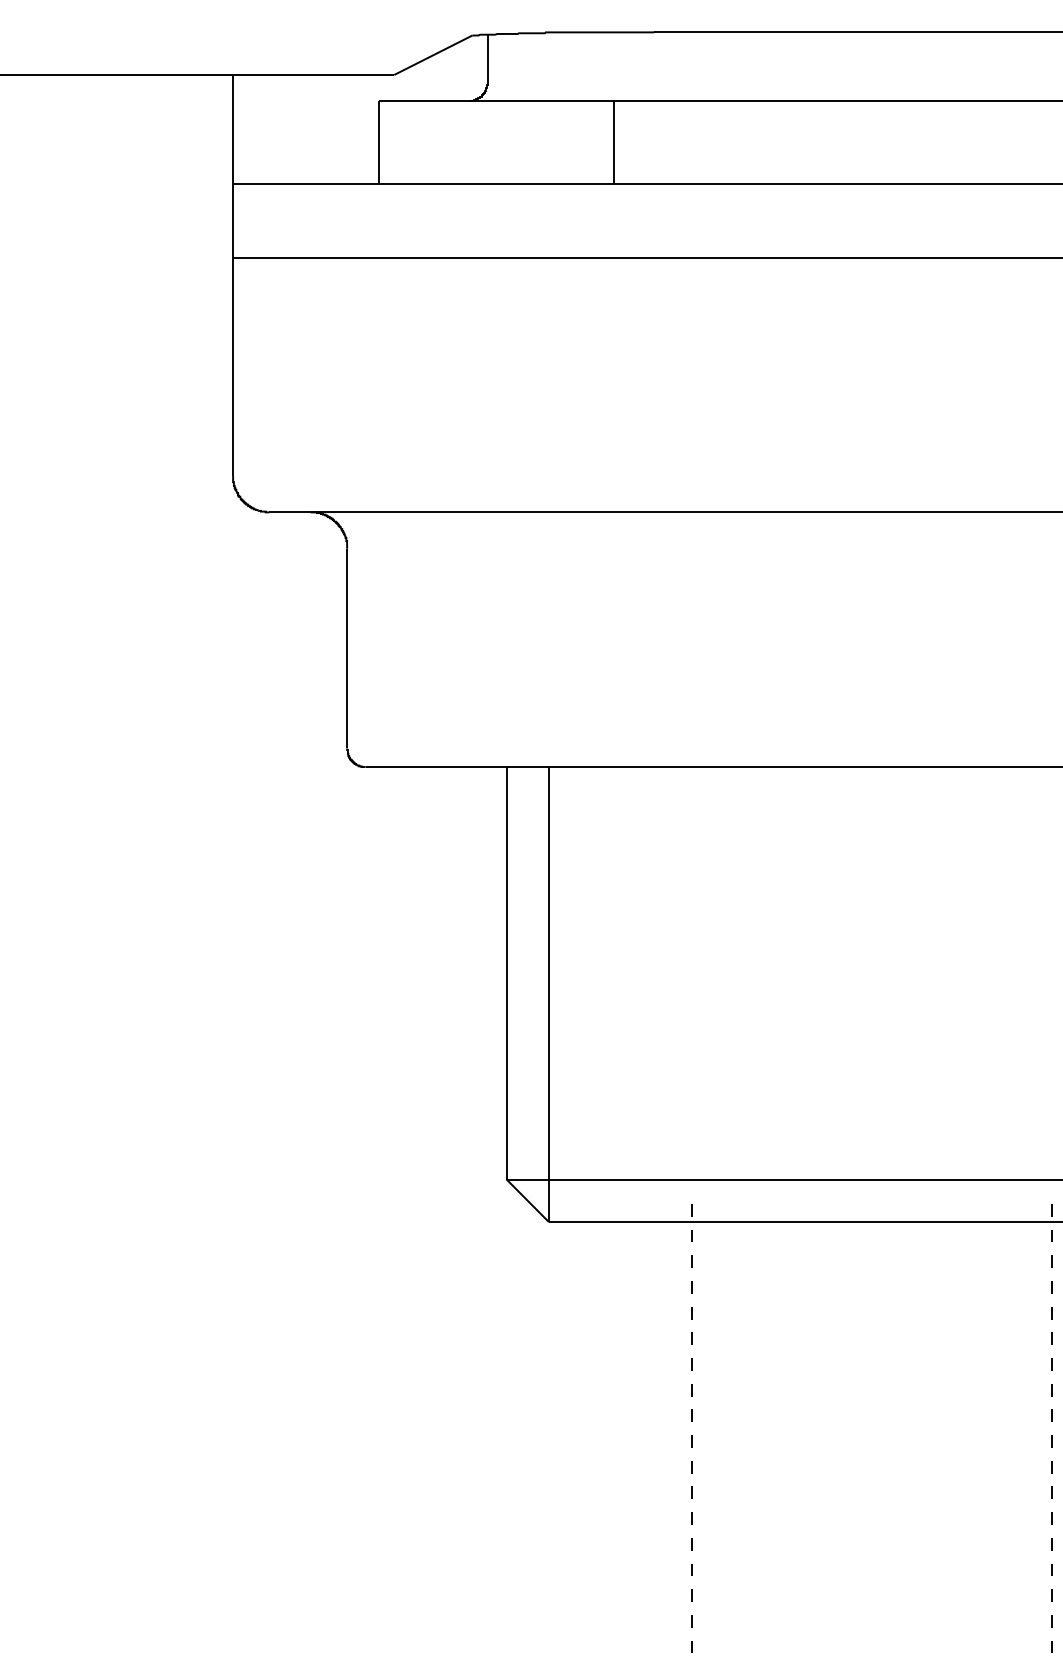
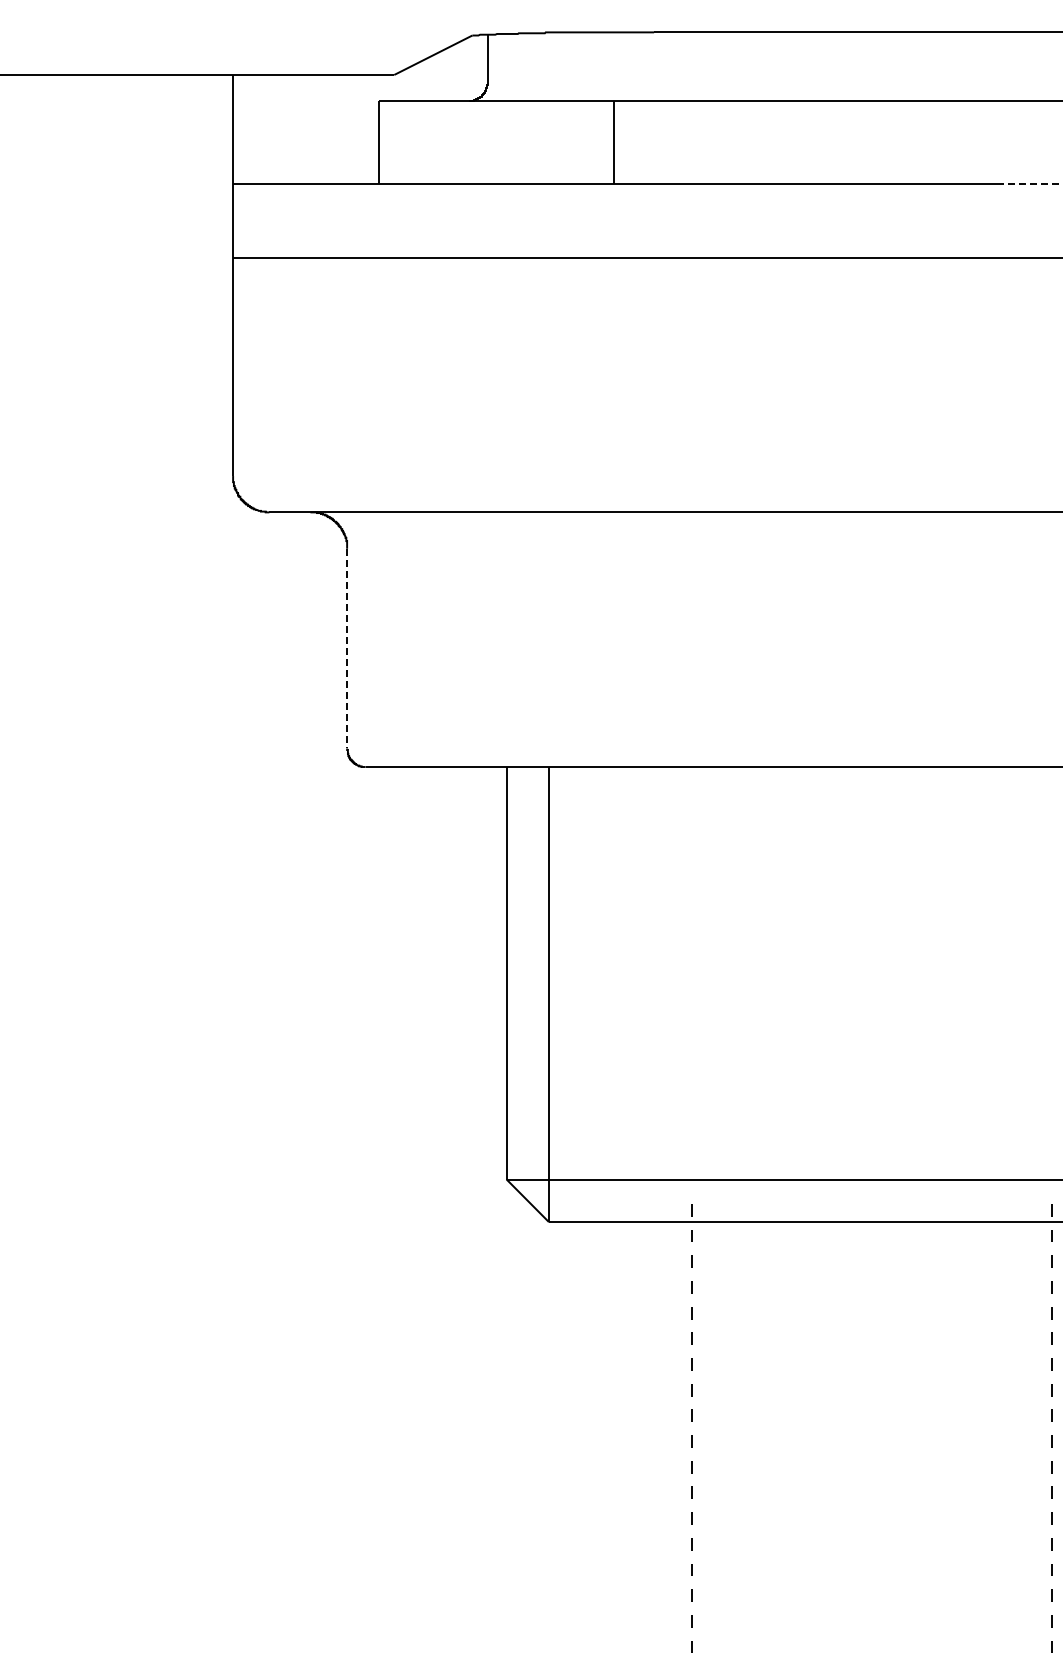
line: solid -> dashed (1029, 184)
line: solid -> dashed (347, 648)
